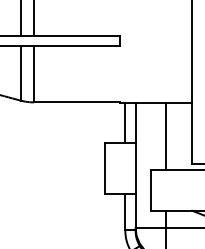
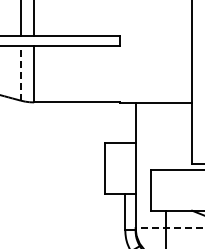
line: solid -> dashed (20, 72)
line: present -> none (125, 122)
line: present -> none (166, 135)
line: solid -> dashed (169, 228)
